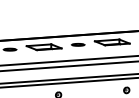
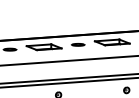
line: present -> none (68, 66)
